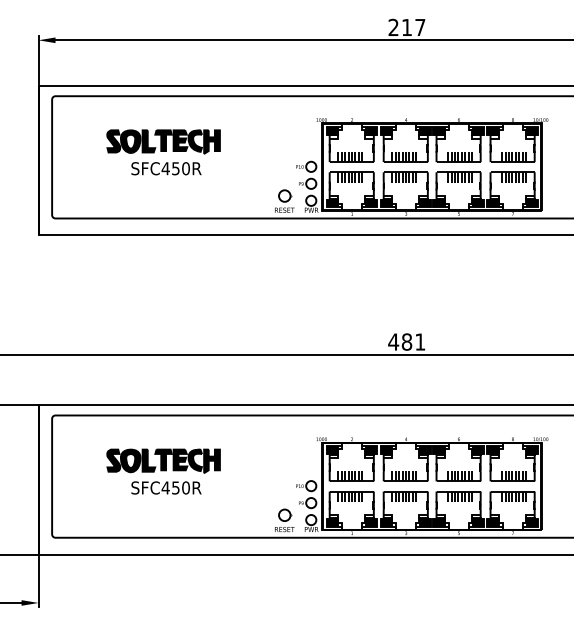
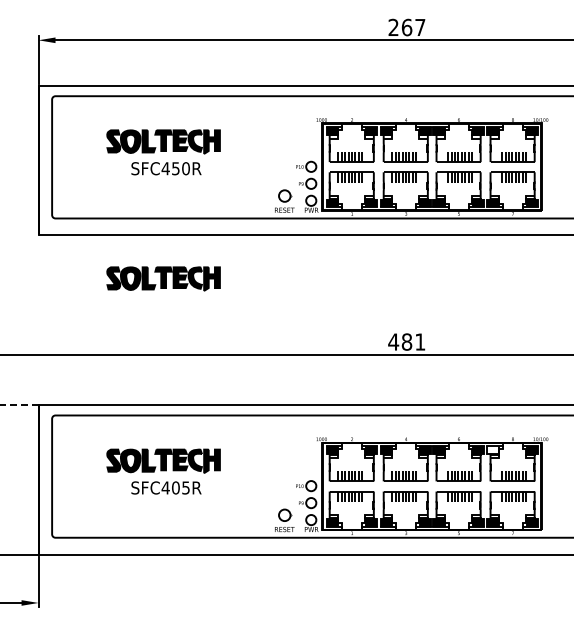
text: 217 -> 267 (406, 27)
part: none -> present (163, 278)
line: solid -> dashed (19, 405)
fill: present -> none (492, 449)
text: SFC450R -> SFC405R (180, 487)
